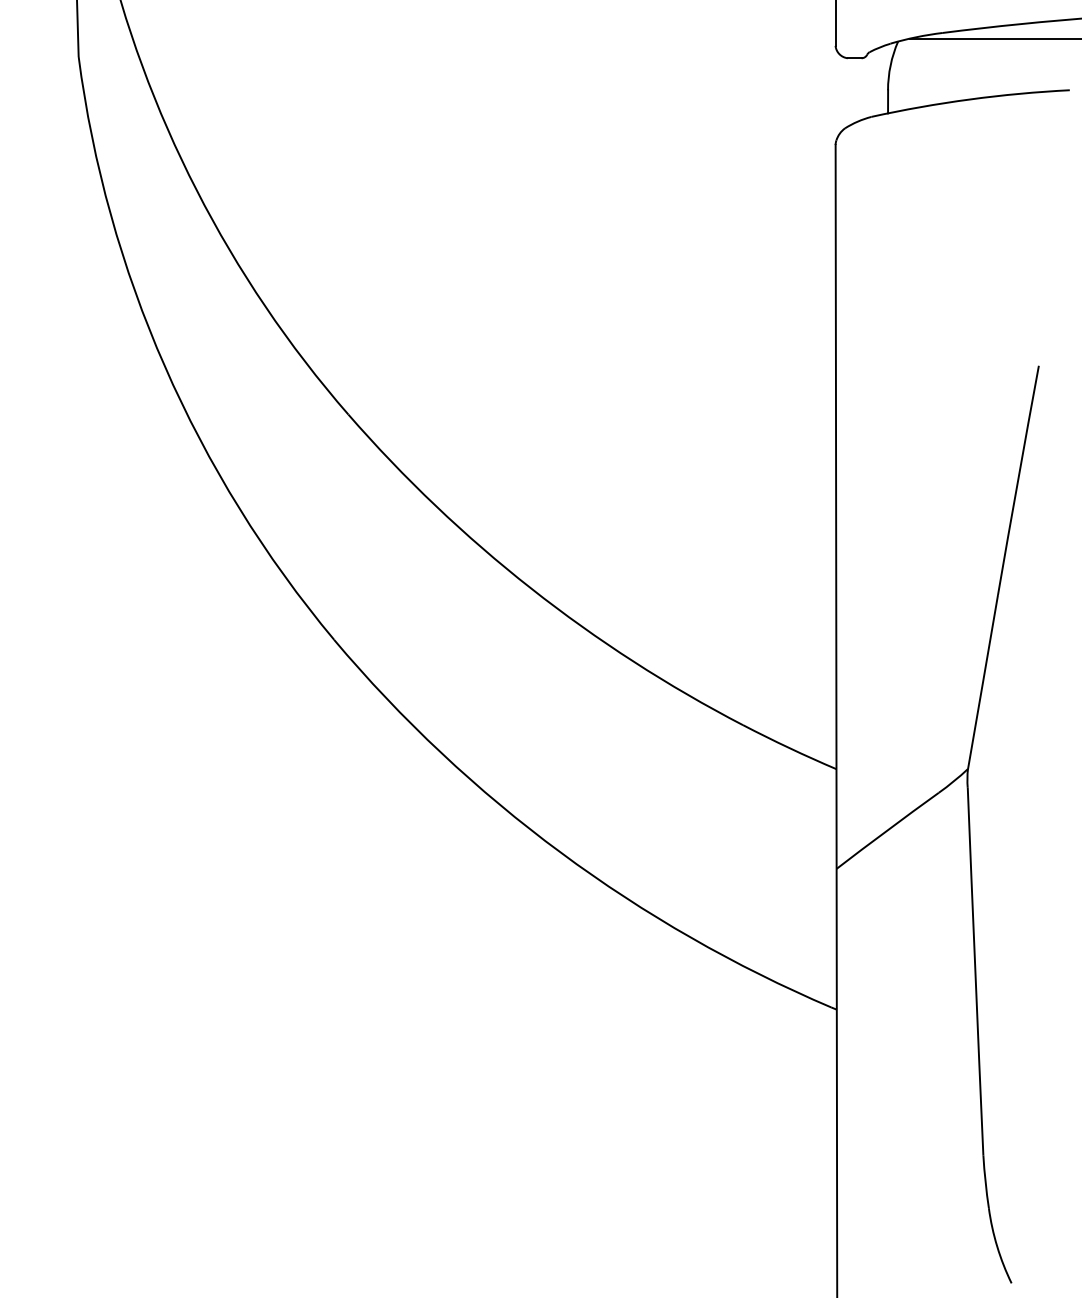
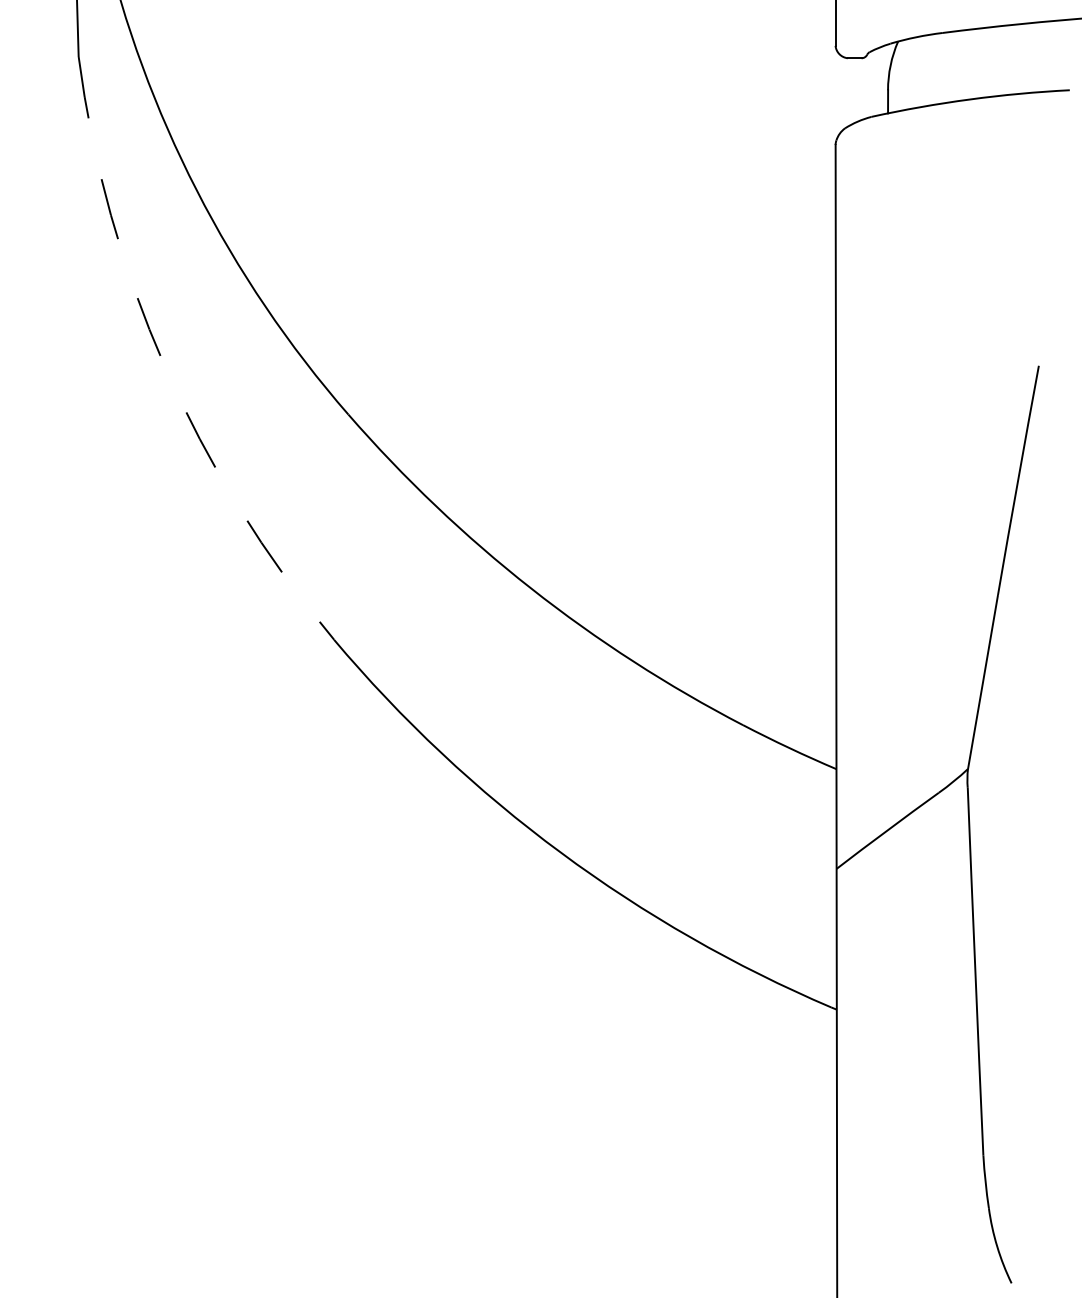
line: present -> none (993, 38)
arc: solid -> dashed (164, 366)
